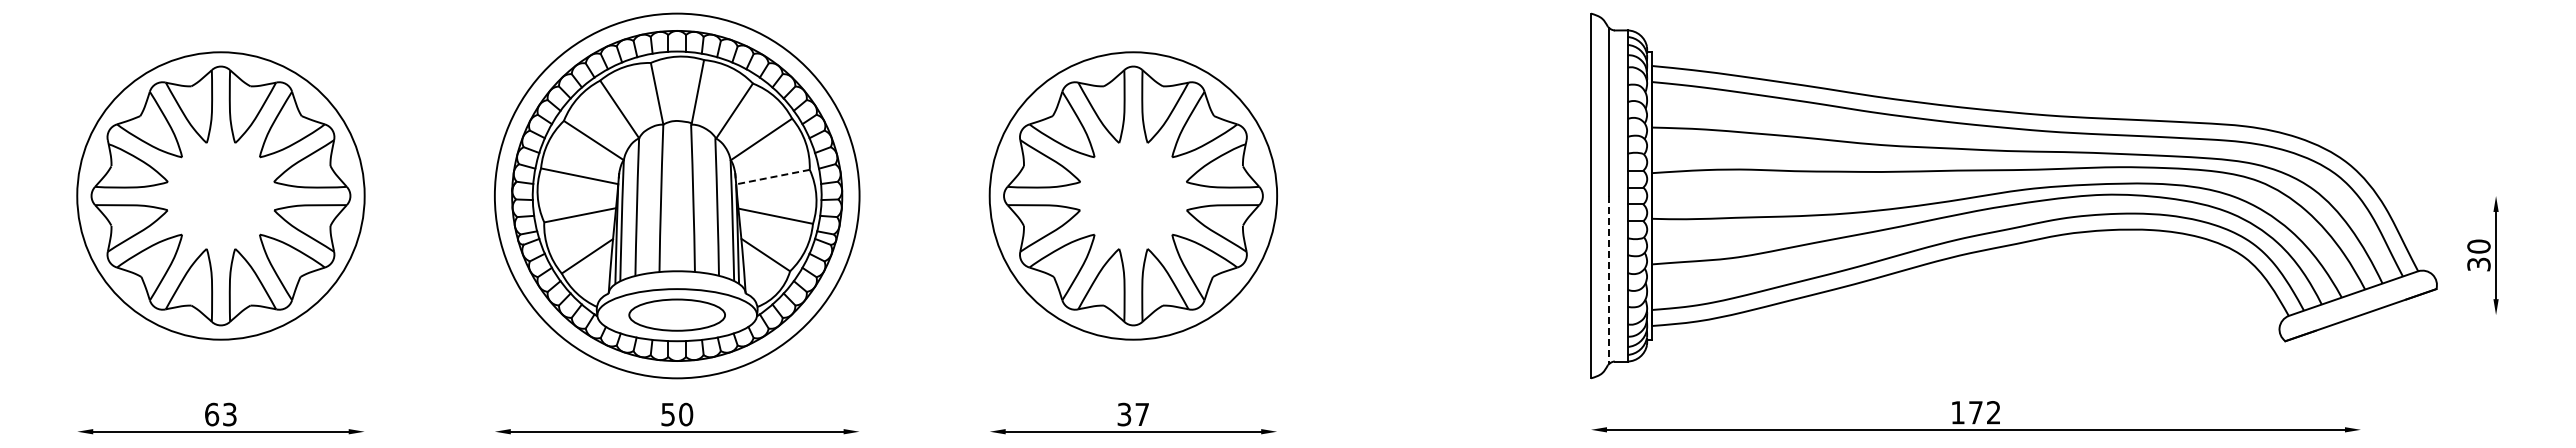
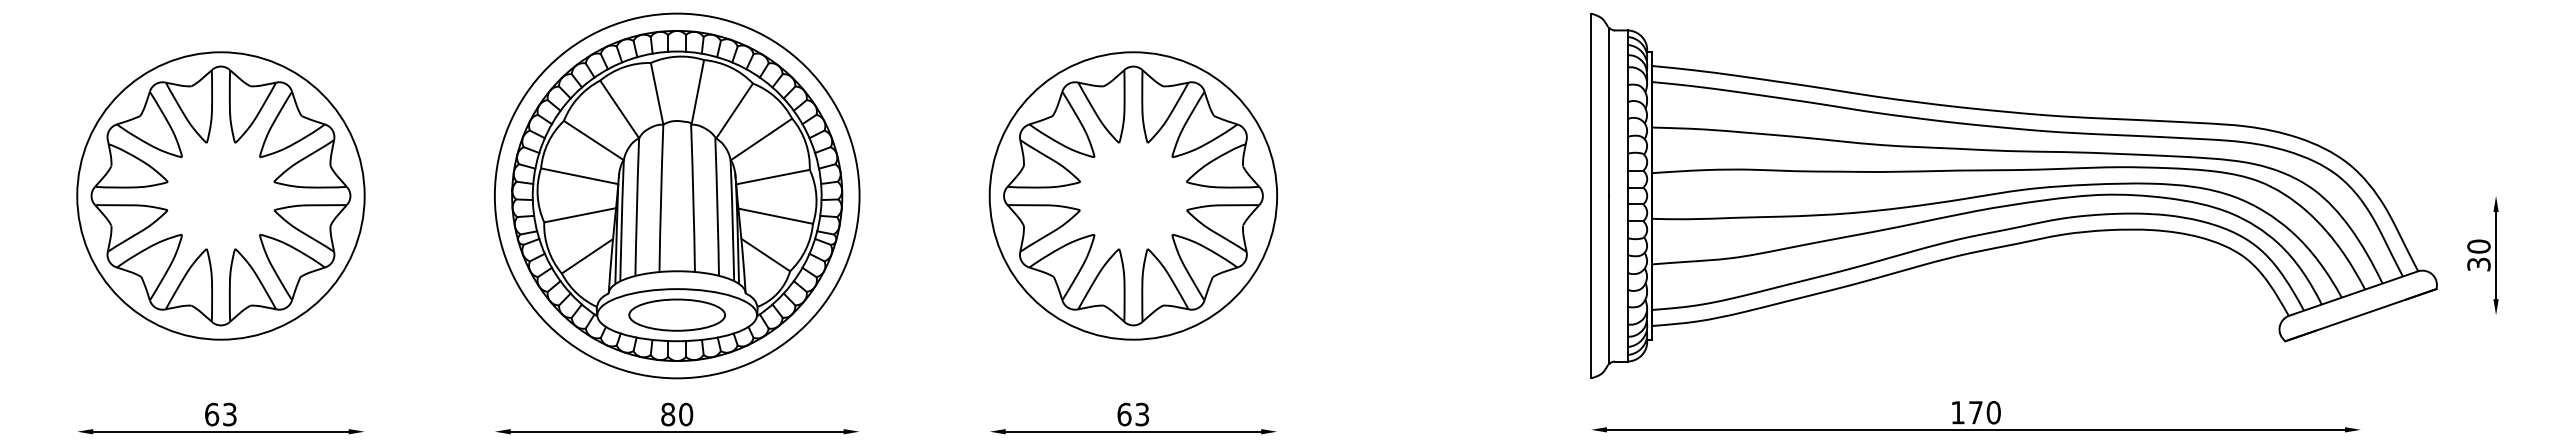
line: dashed -> solid (772, 177)
line: dashed -> solid (1609, 279)
text: 172 -> 170 (1993, 412)
text: 50 -> 80 (668, 414)
text: 37 -> 63 (1132, 414)
